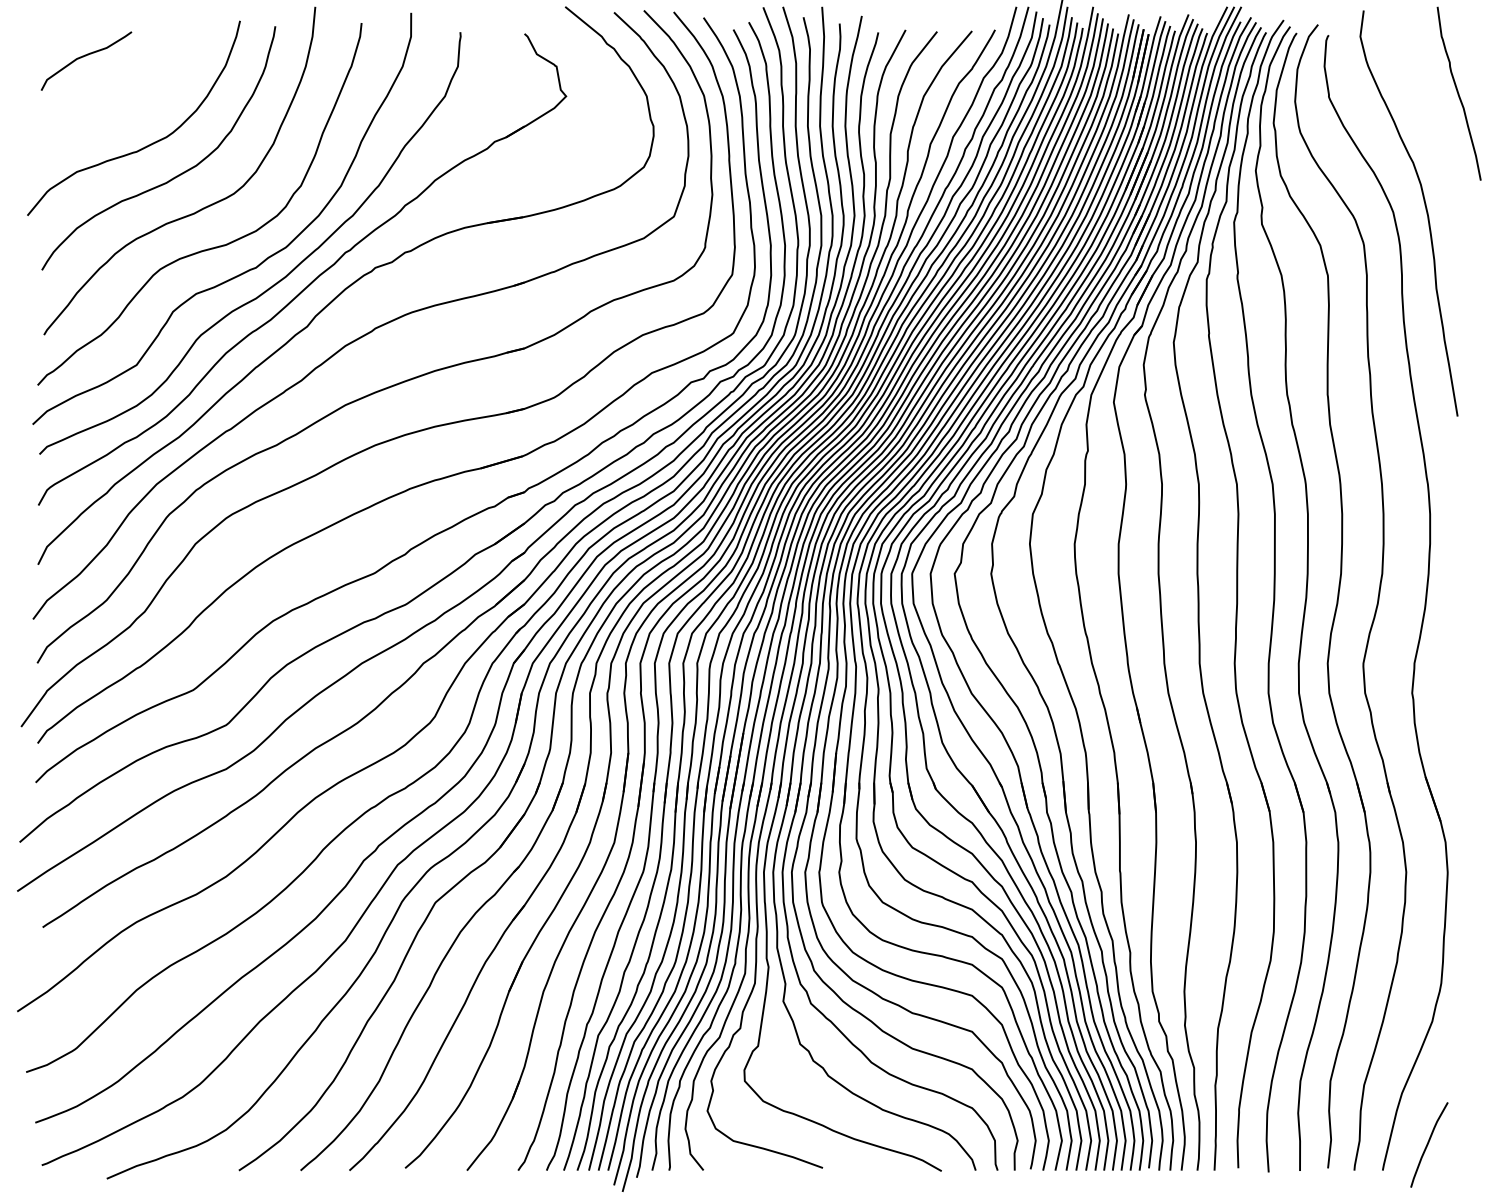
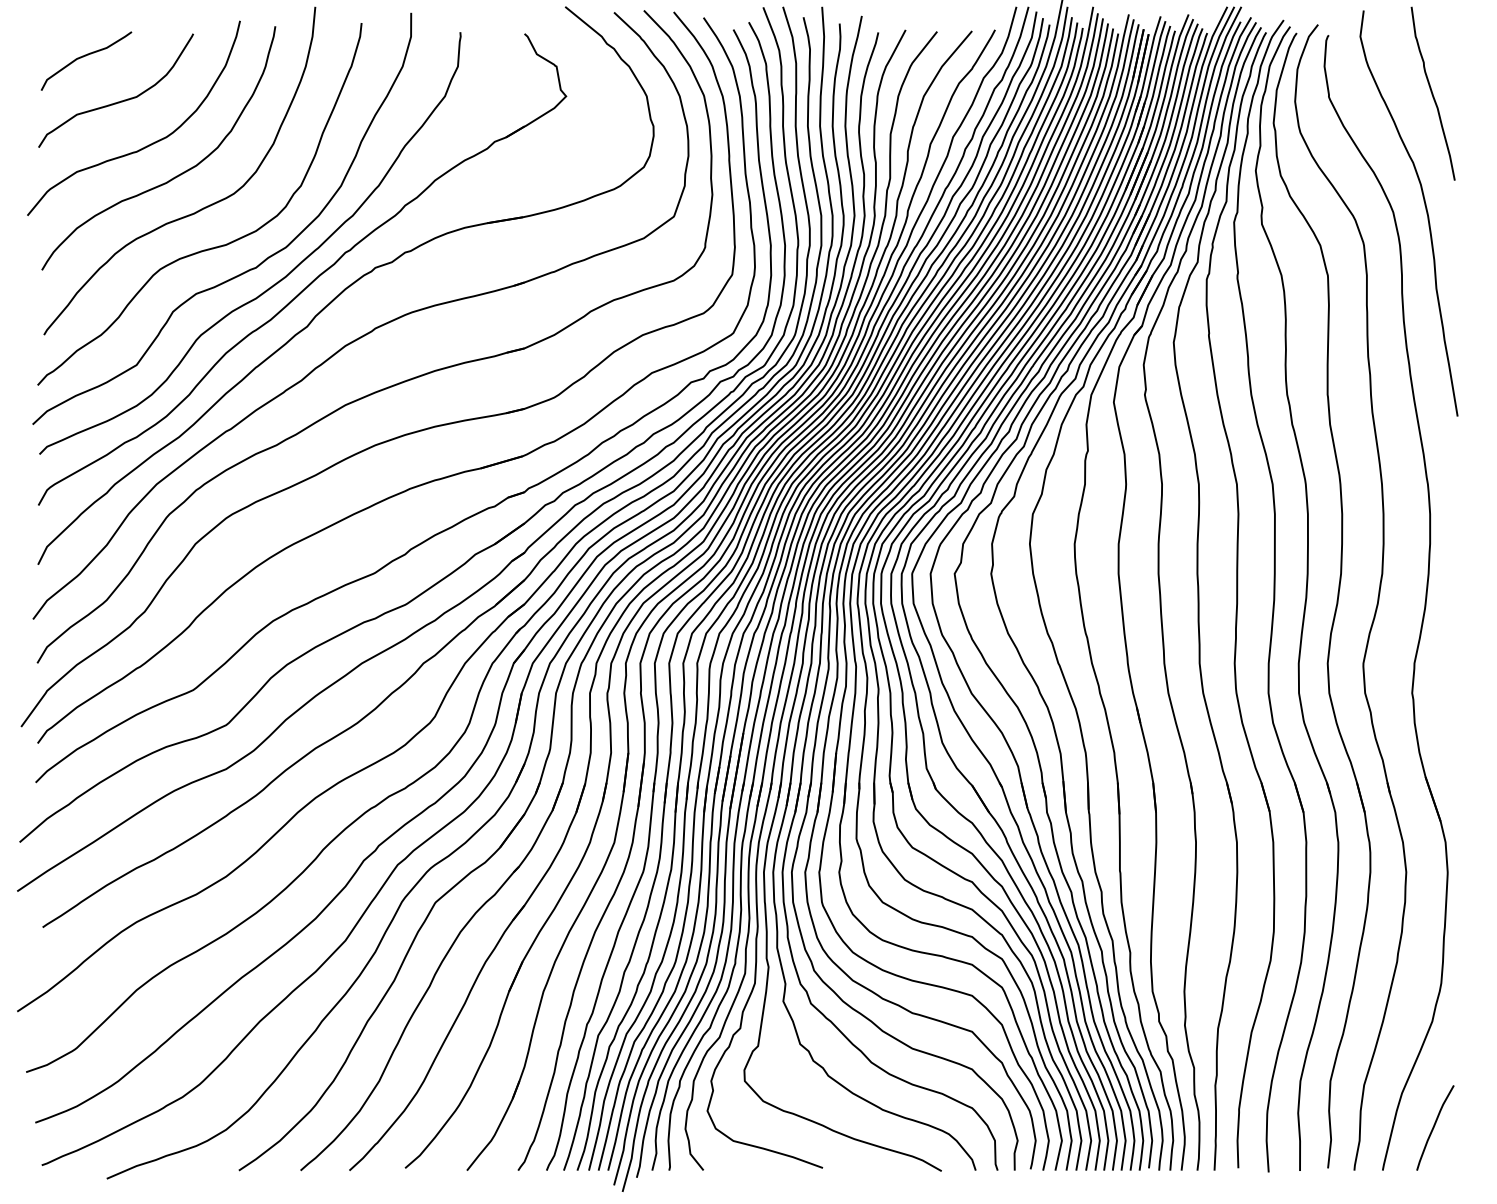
curve position: (1458, 93) -> (1432, 93) (1432, 93)
curve: none -> present (117, 101)
curve position: (1428, 1144) -> (1434, 1127) (1434, 1127)
